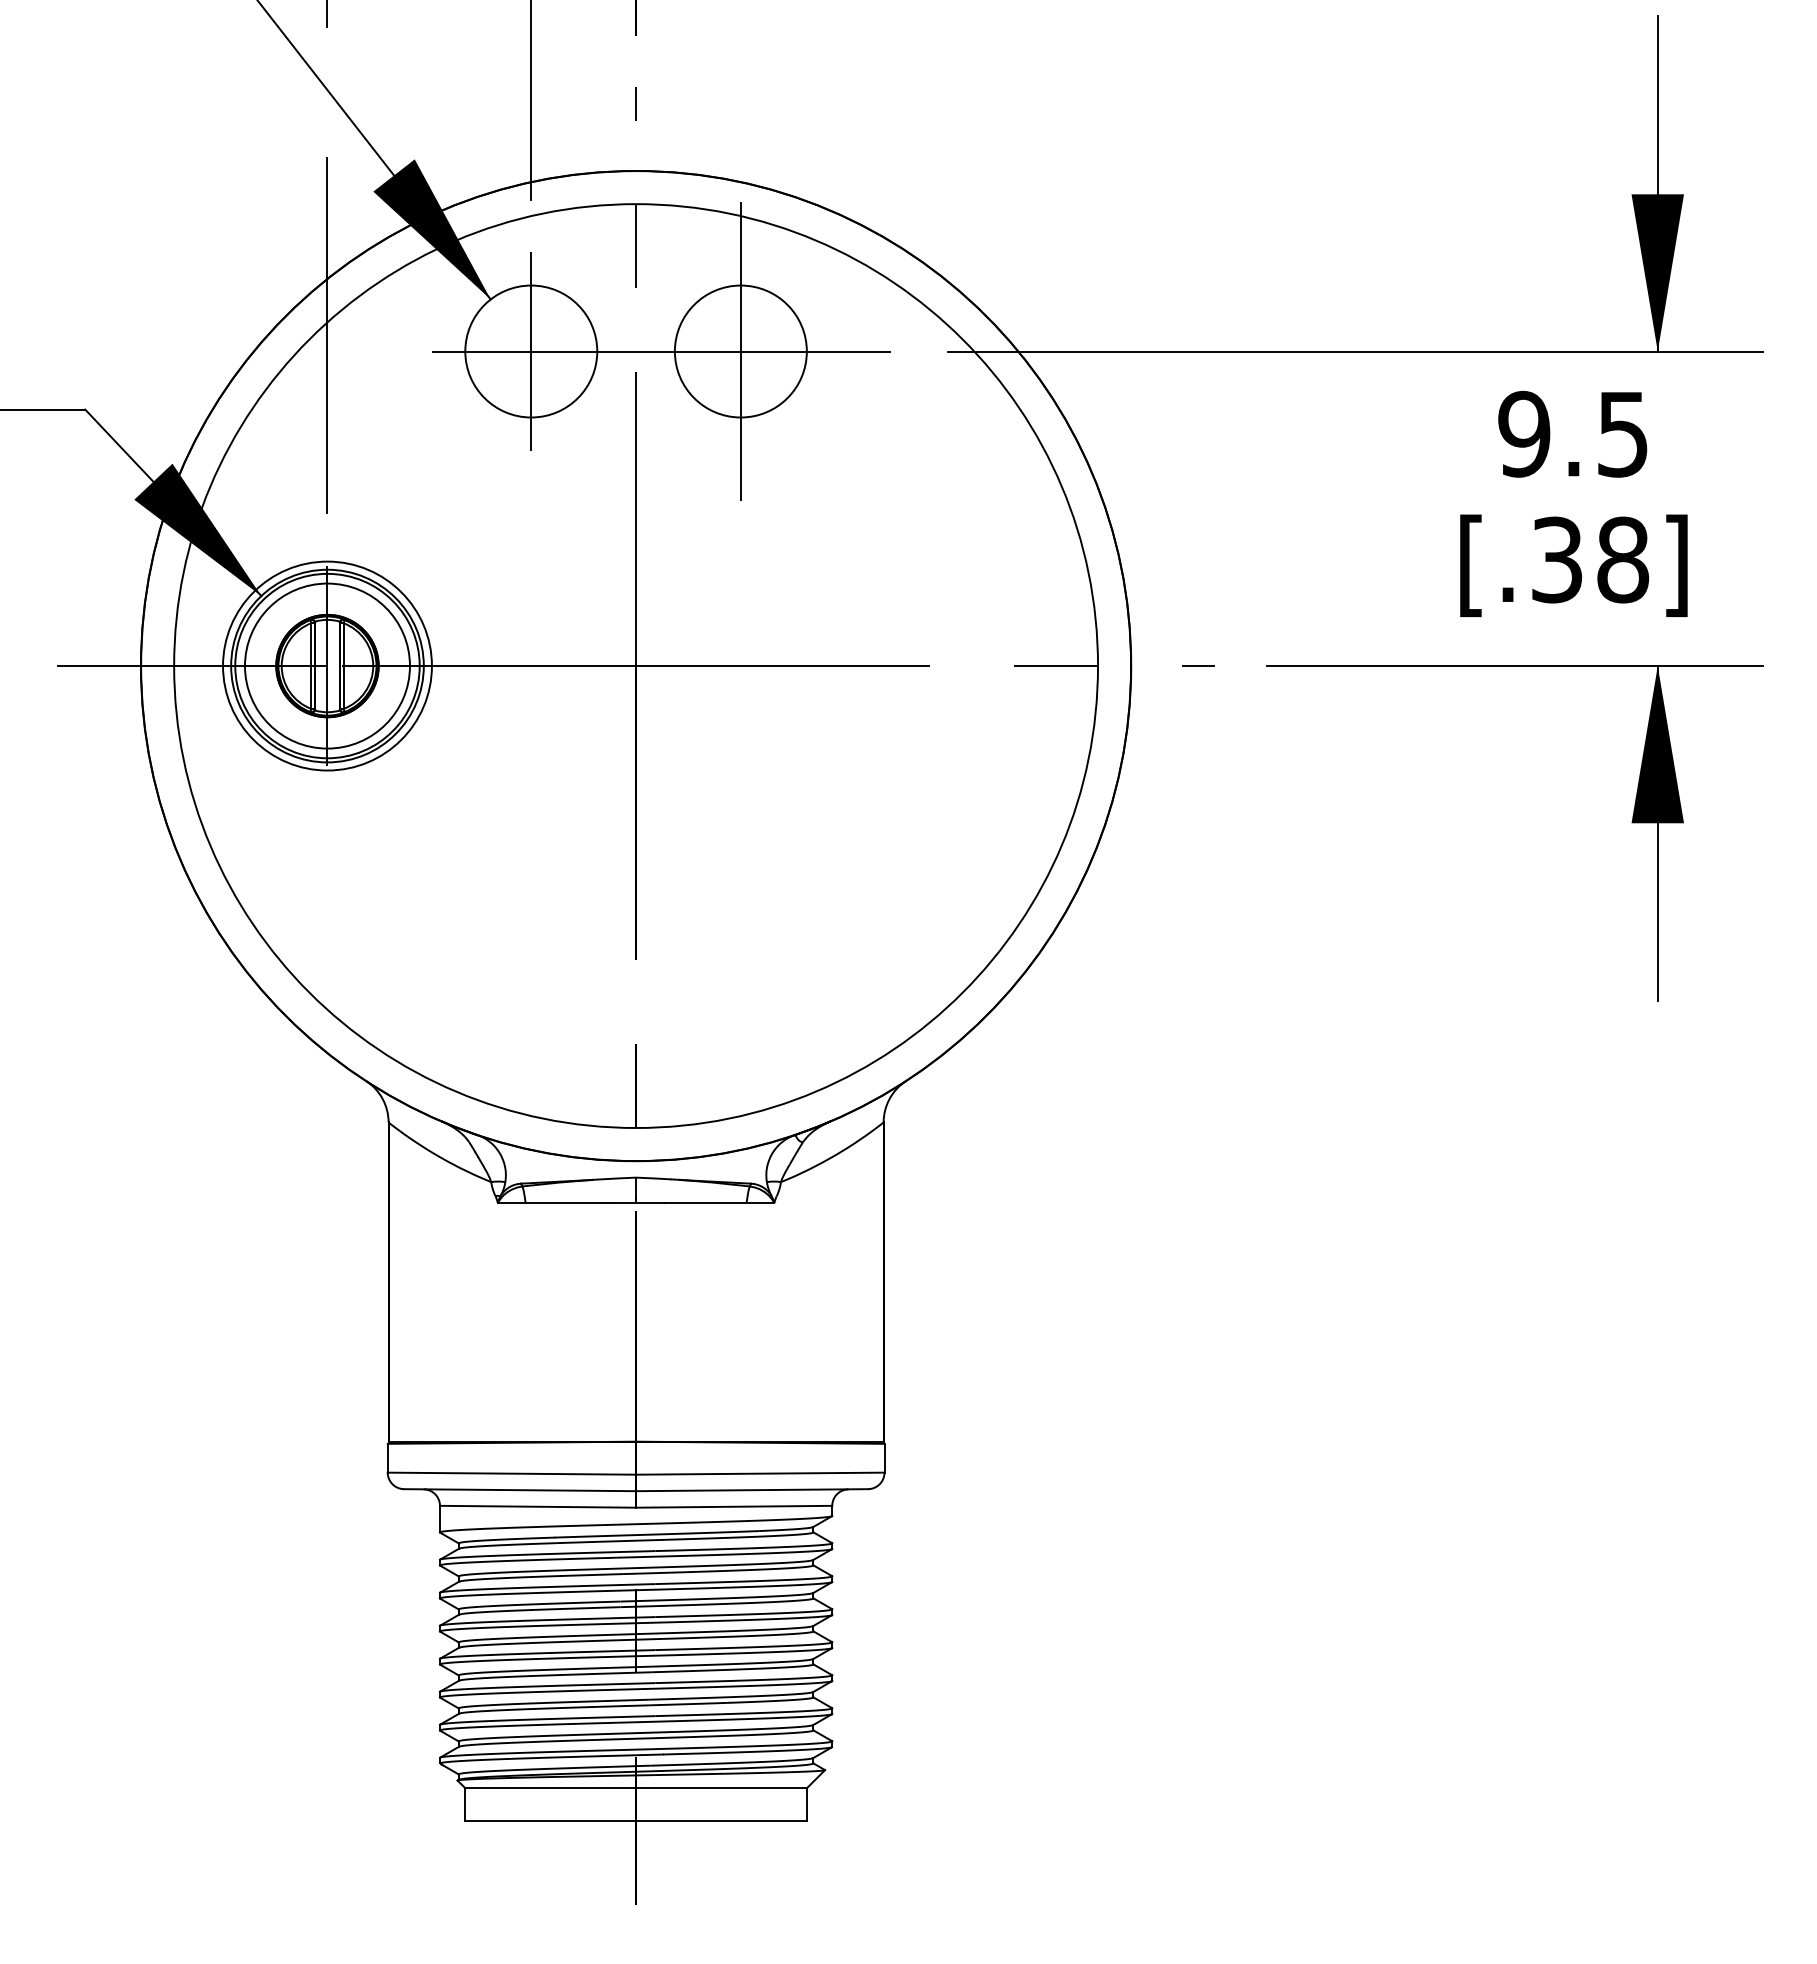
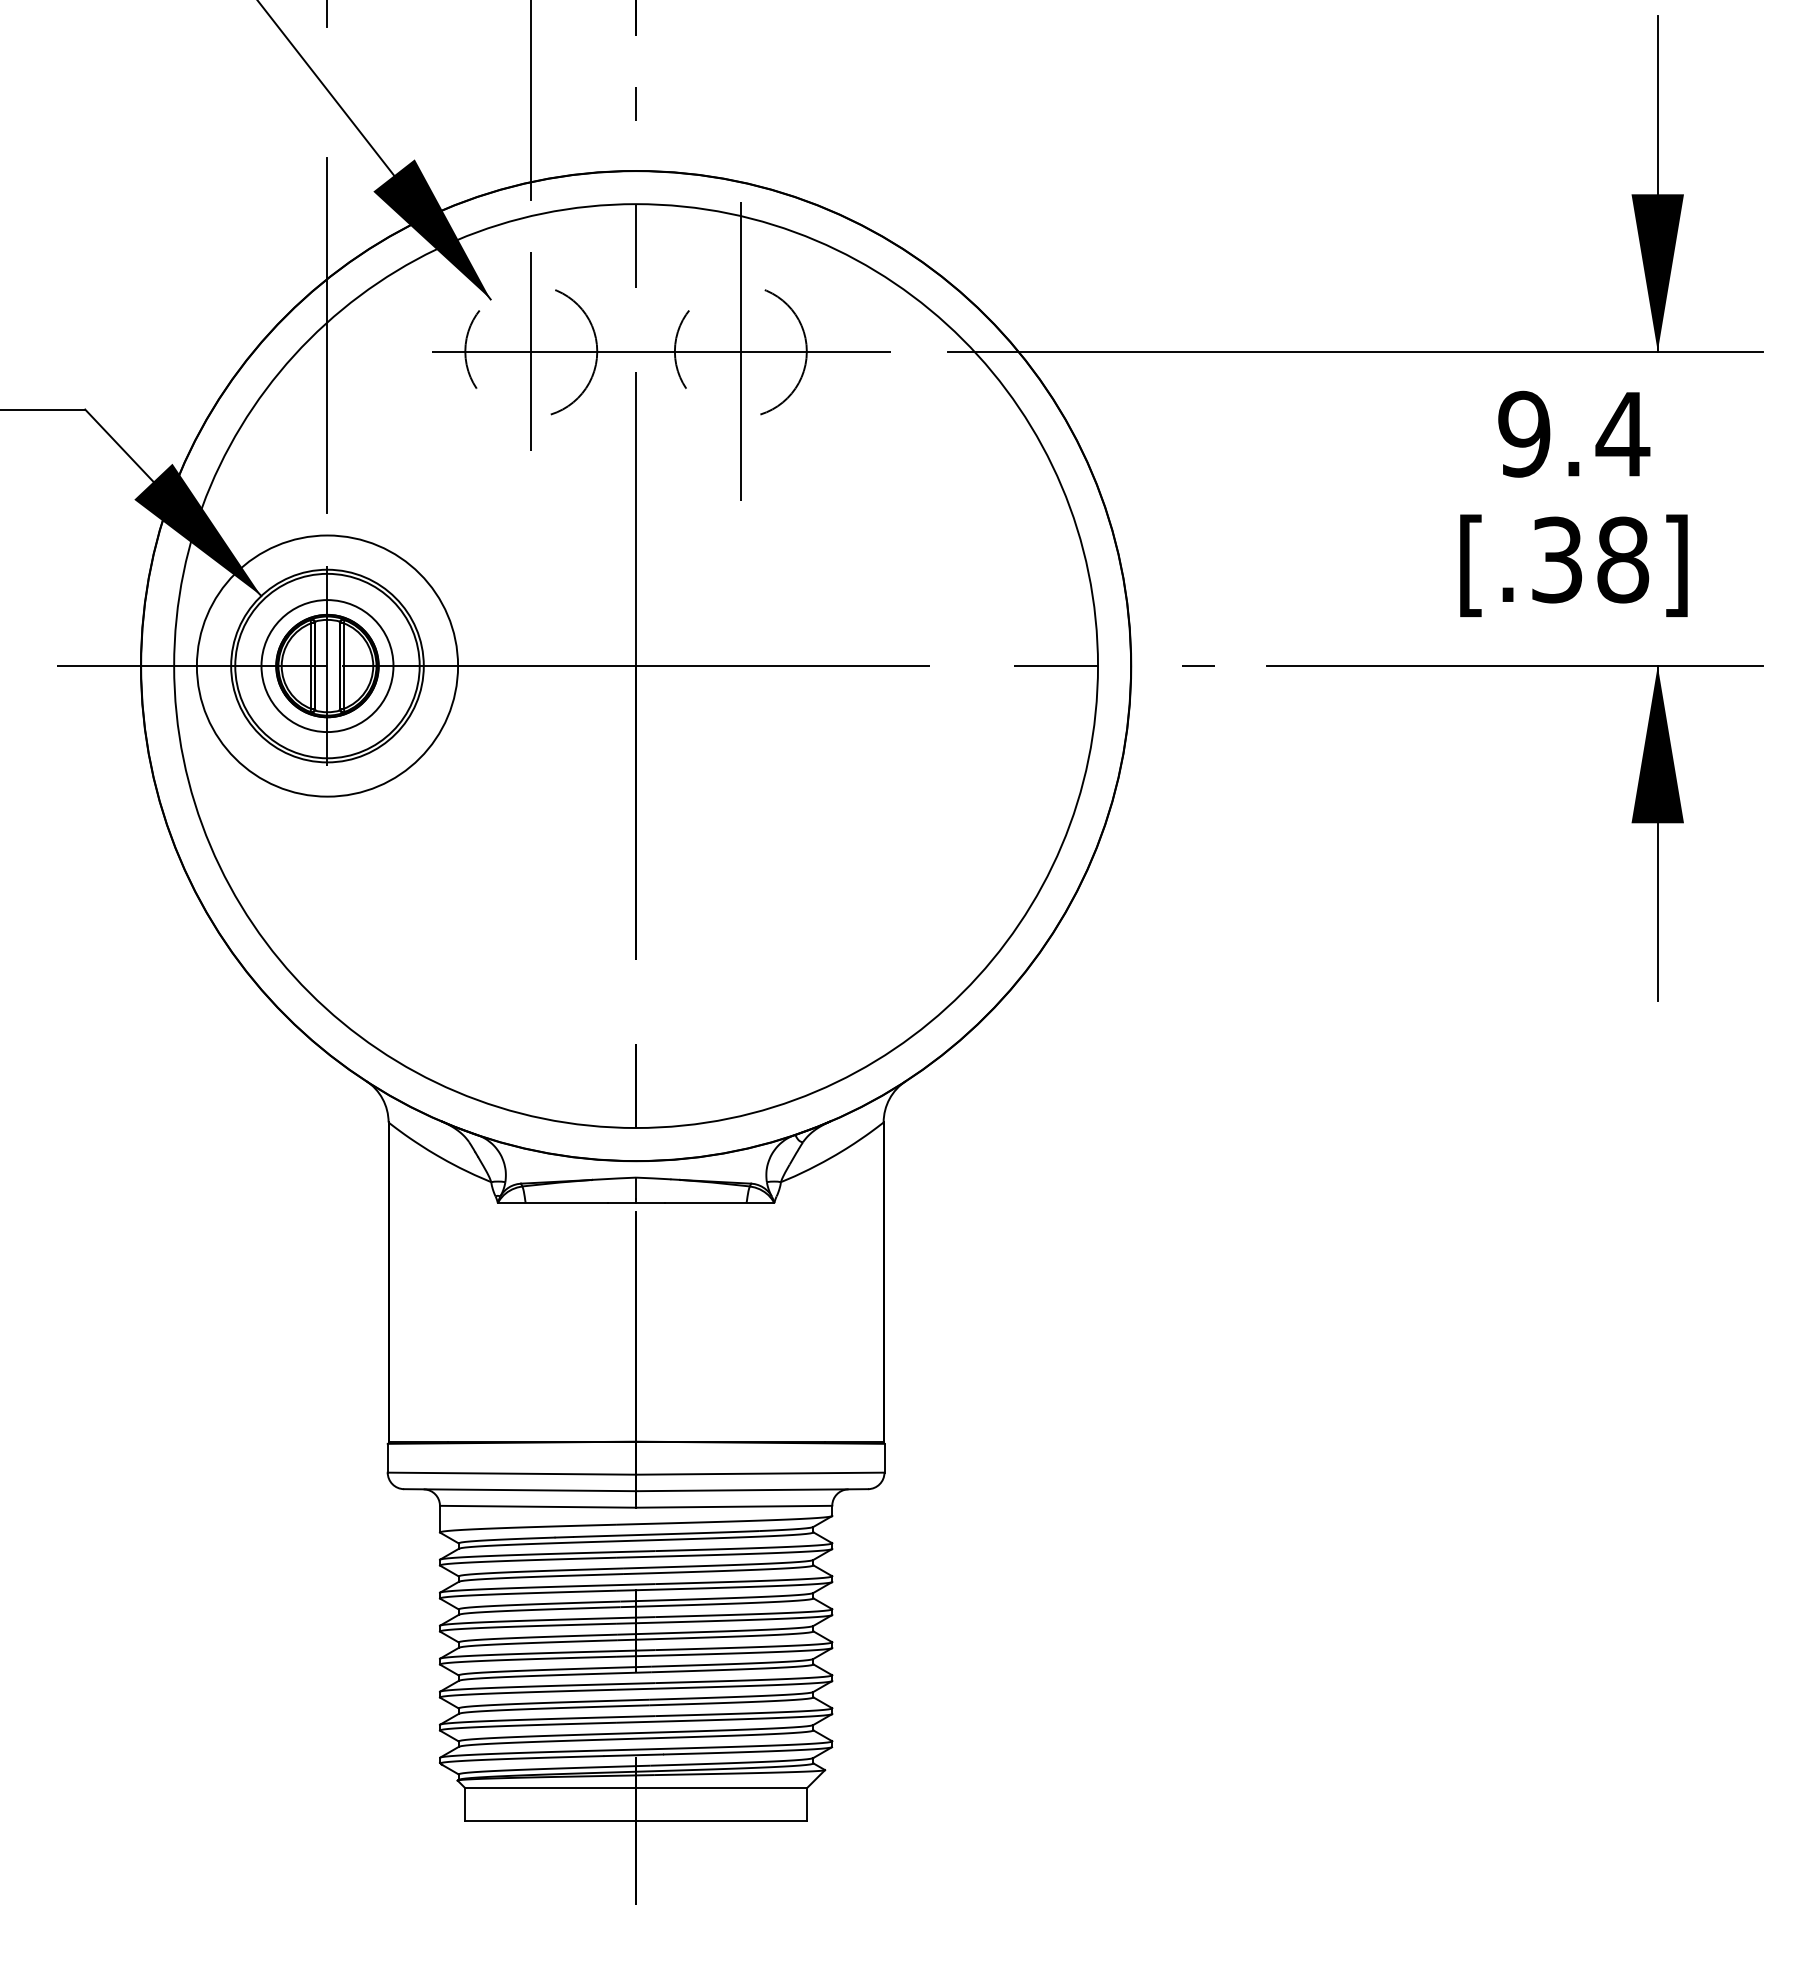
circle: solid -> dashed (531, 351)
circle: solid -> dashed (740, 351)
text: 9.5 -> 9.4 (1622, 434)
circle diameter: 165 px -> 132 px (327, 666)
circle diameter: 209 px -> 261 px (327, 665)
